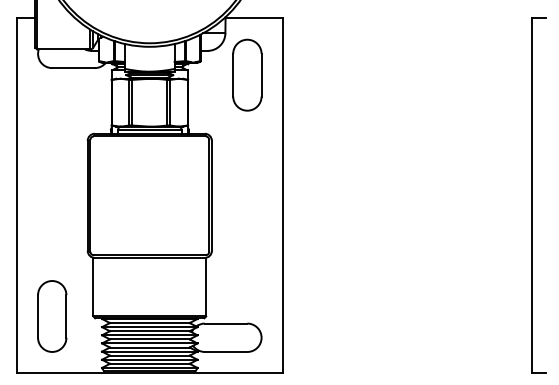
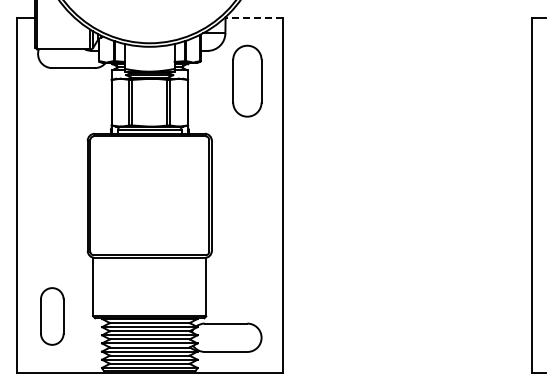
line: solid -> dashed (254, 18)
part position: (247, 74) -> (247, 80) (247, 80)
part size: 31x73 px -> 25x59 px (52, 316)
